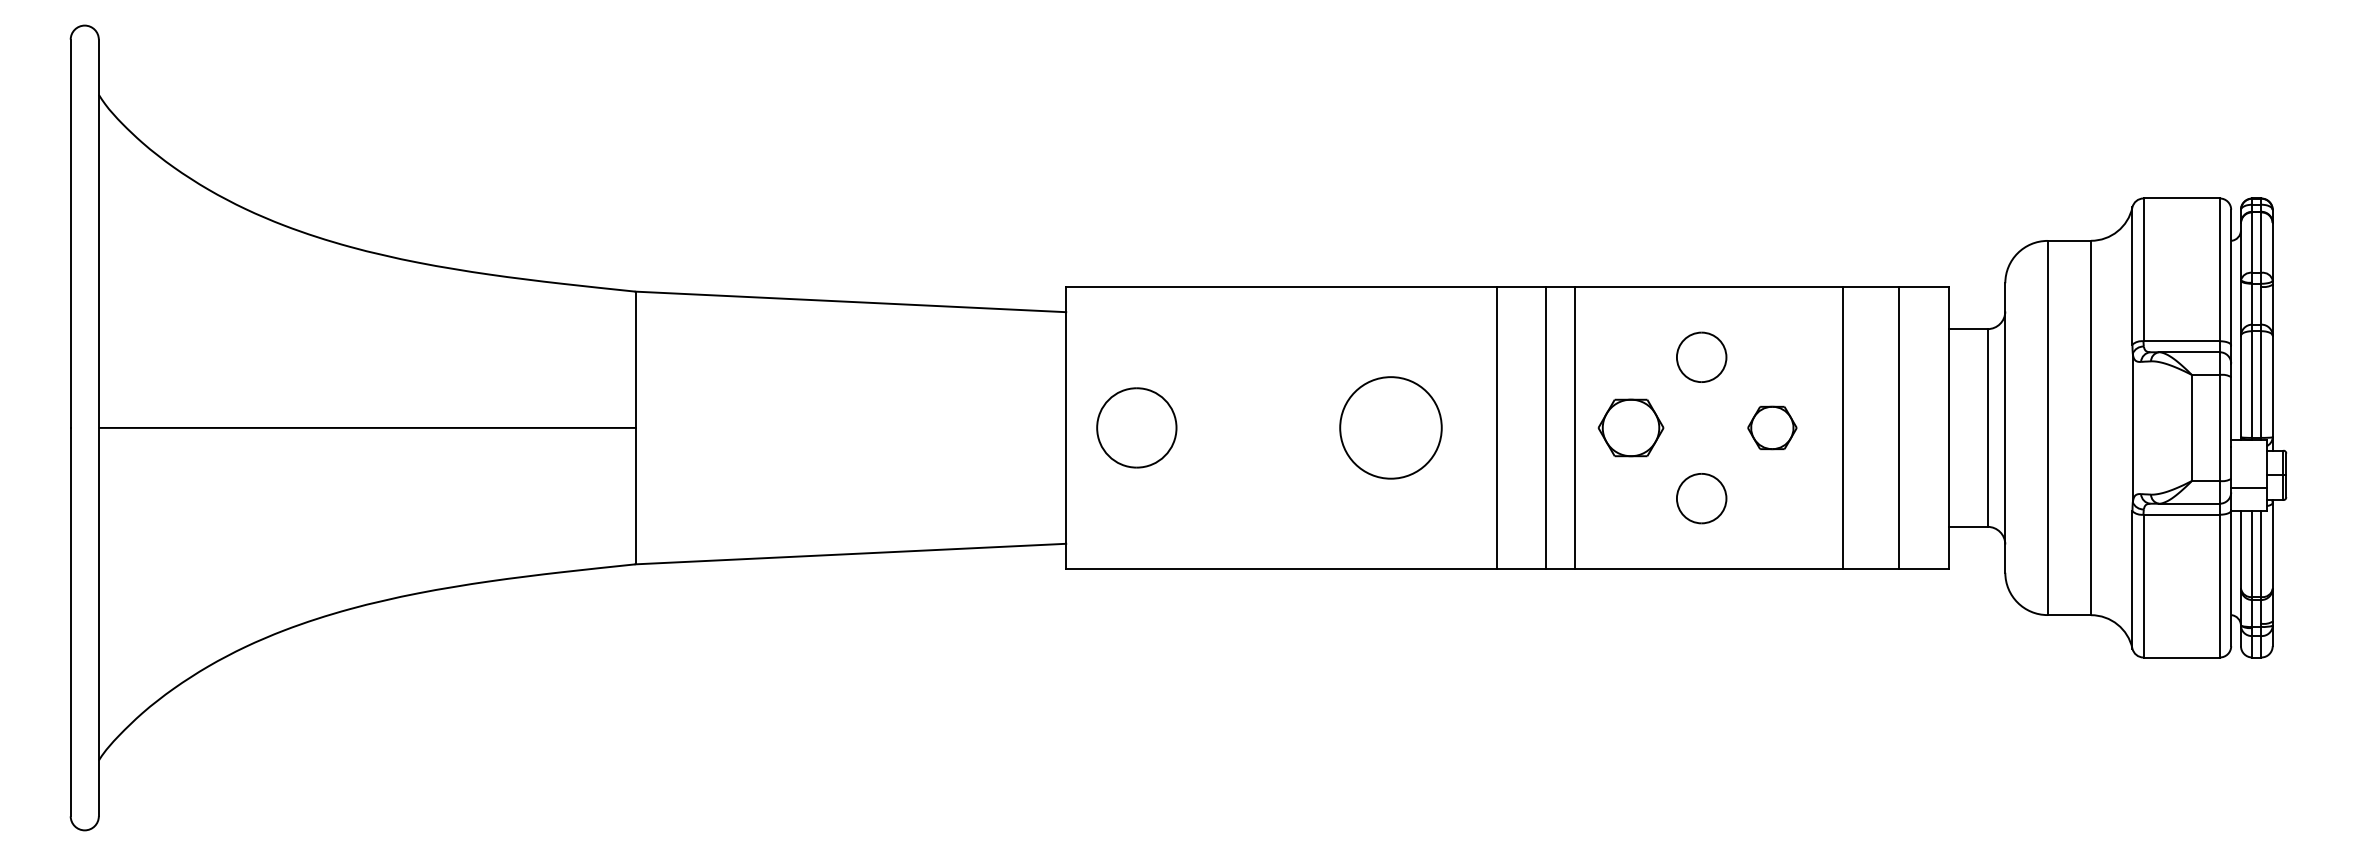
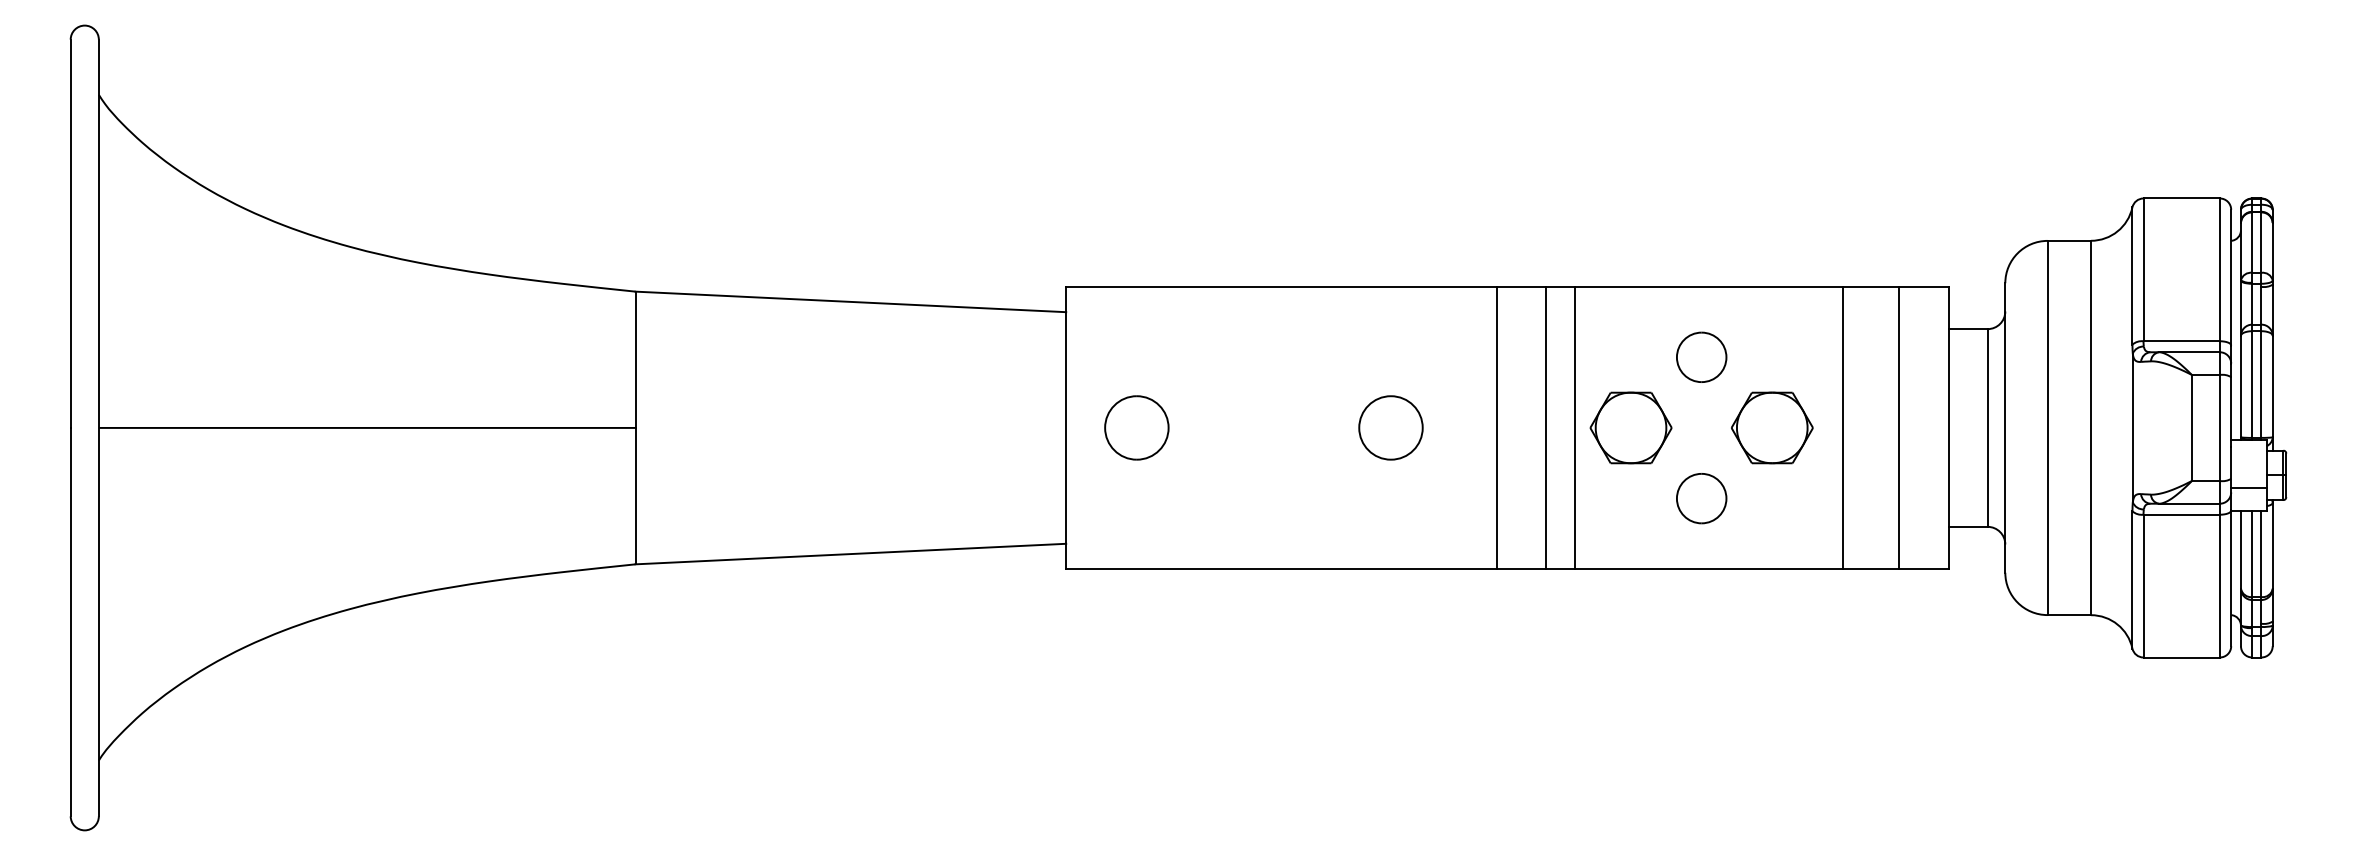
part size: 82x82 px -> 66x66 px (1136, 427)
part size: 104x104 px -> 66x66 px (1390, 427)
part size: 68x60 px -> 84x74 px (1630, 427)
part size: 51x46 px -> 83x74 px (1772, 427)
